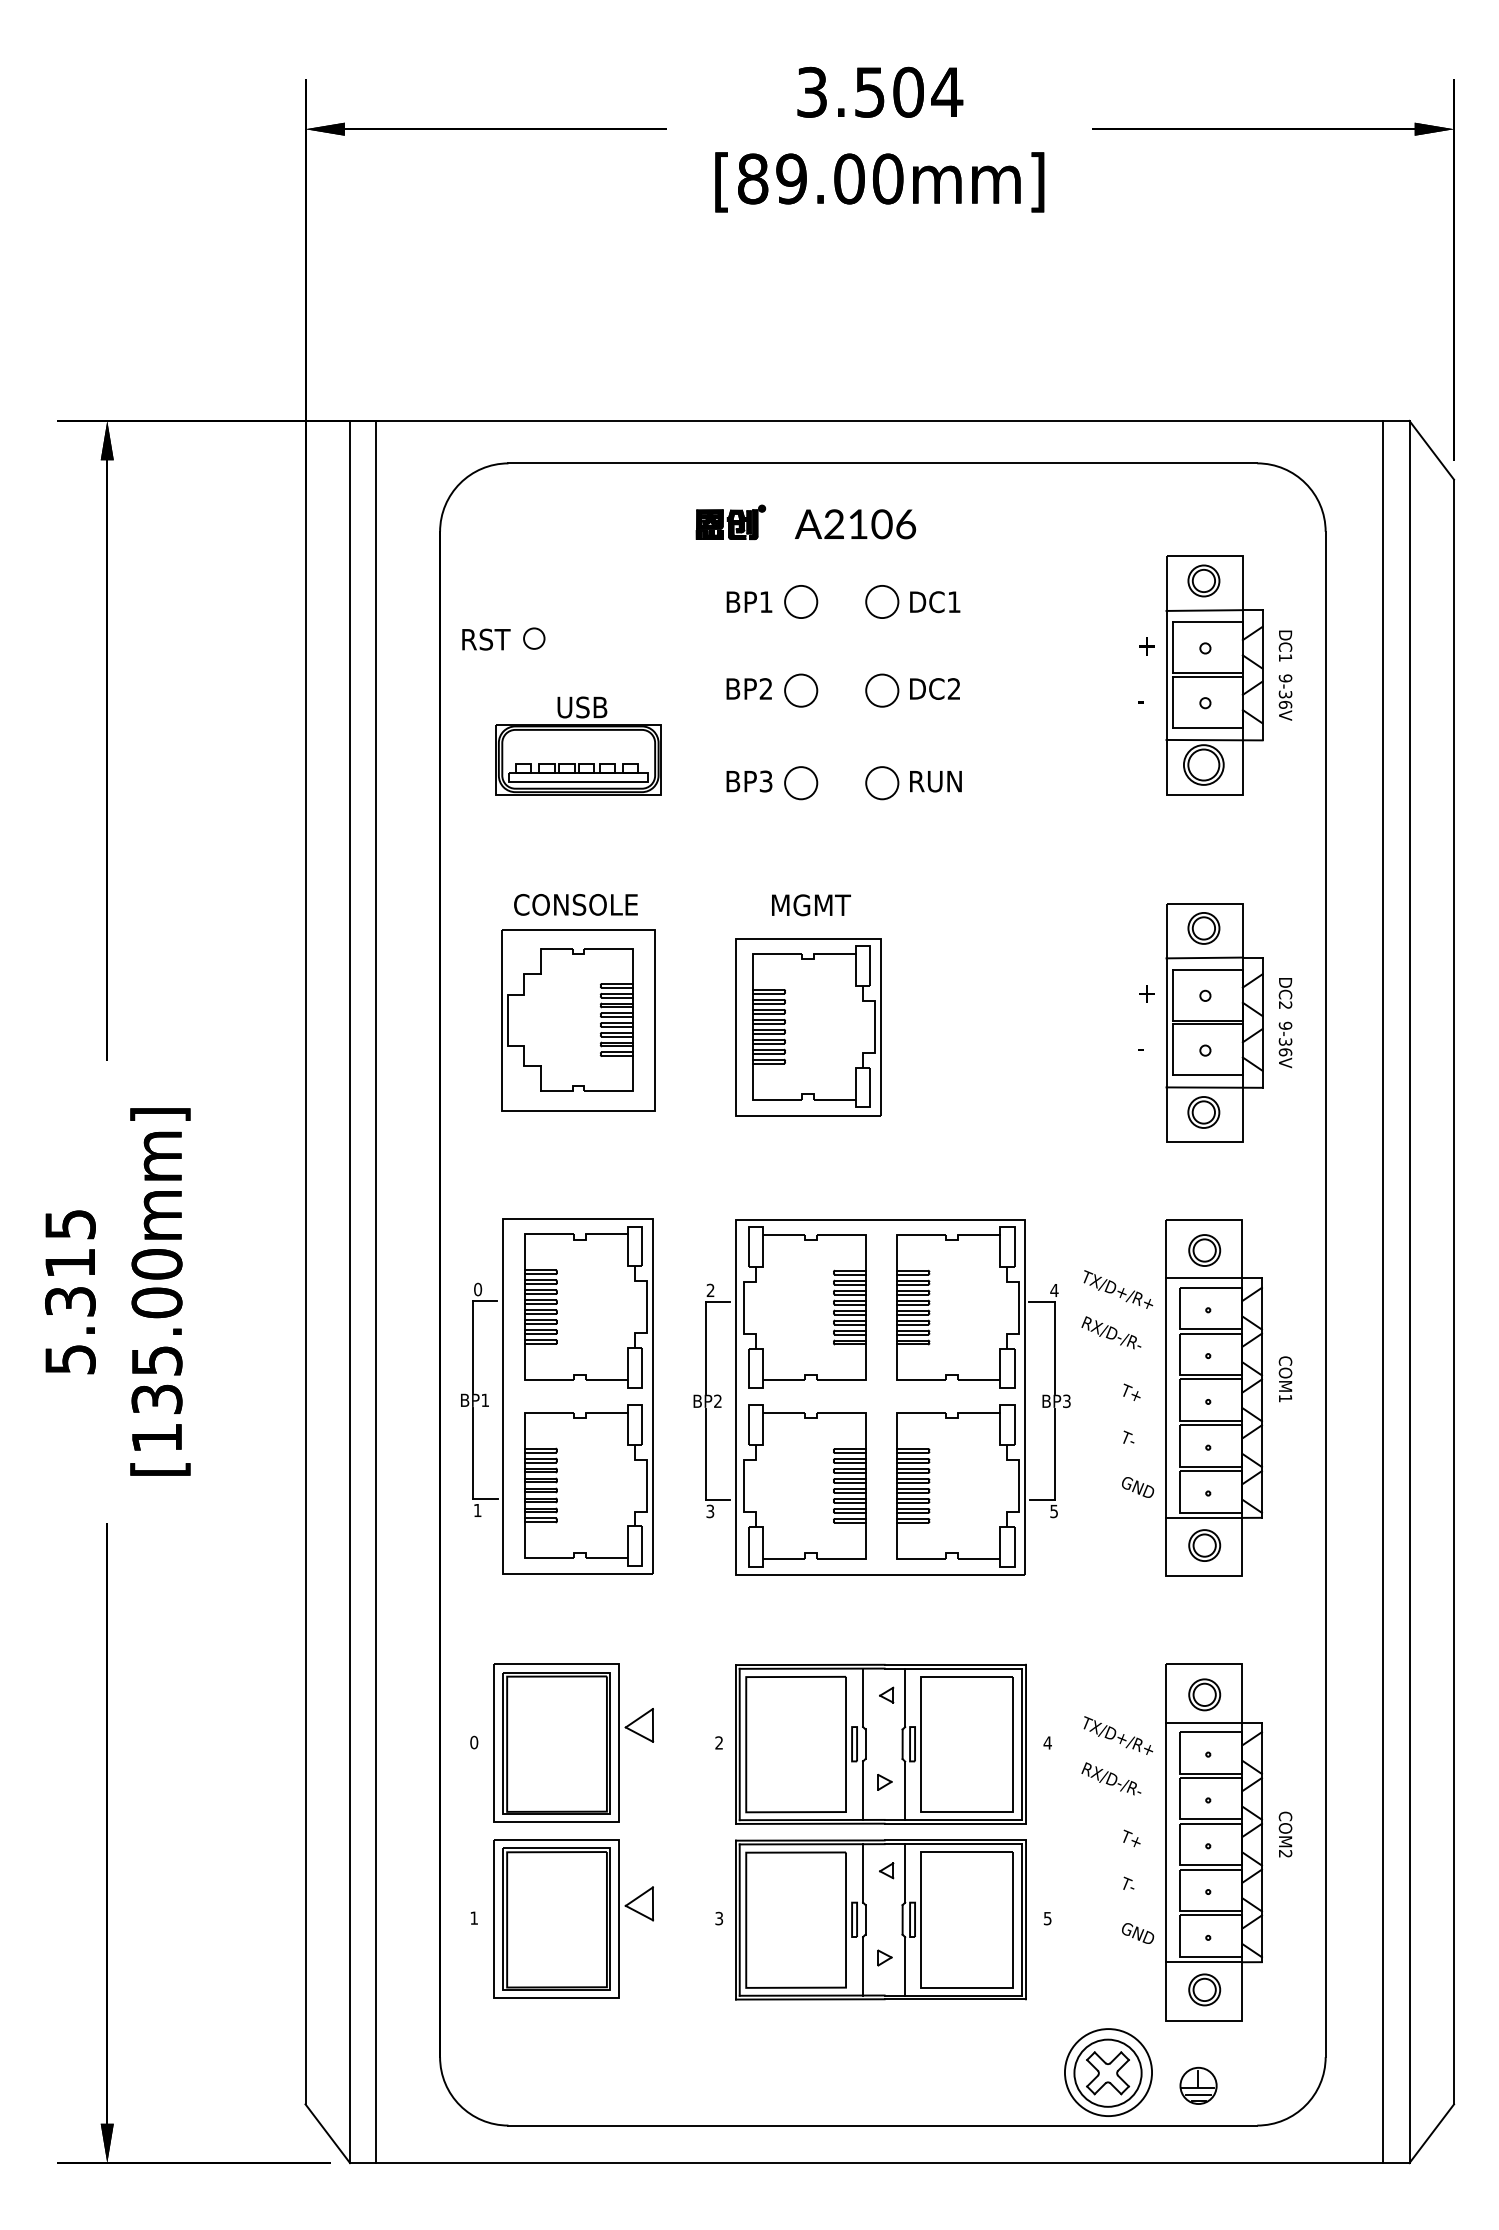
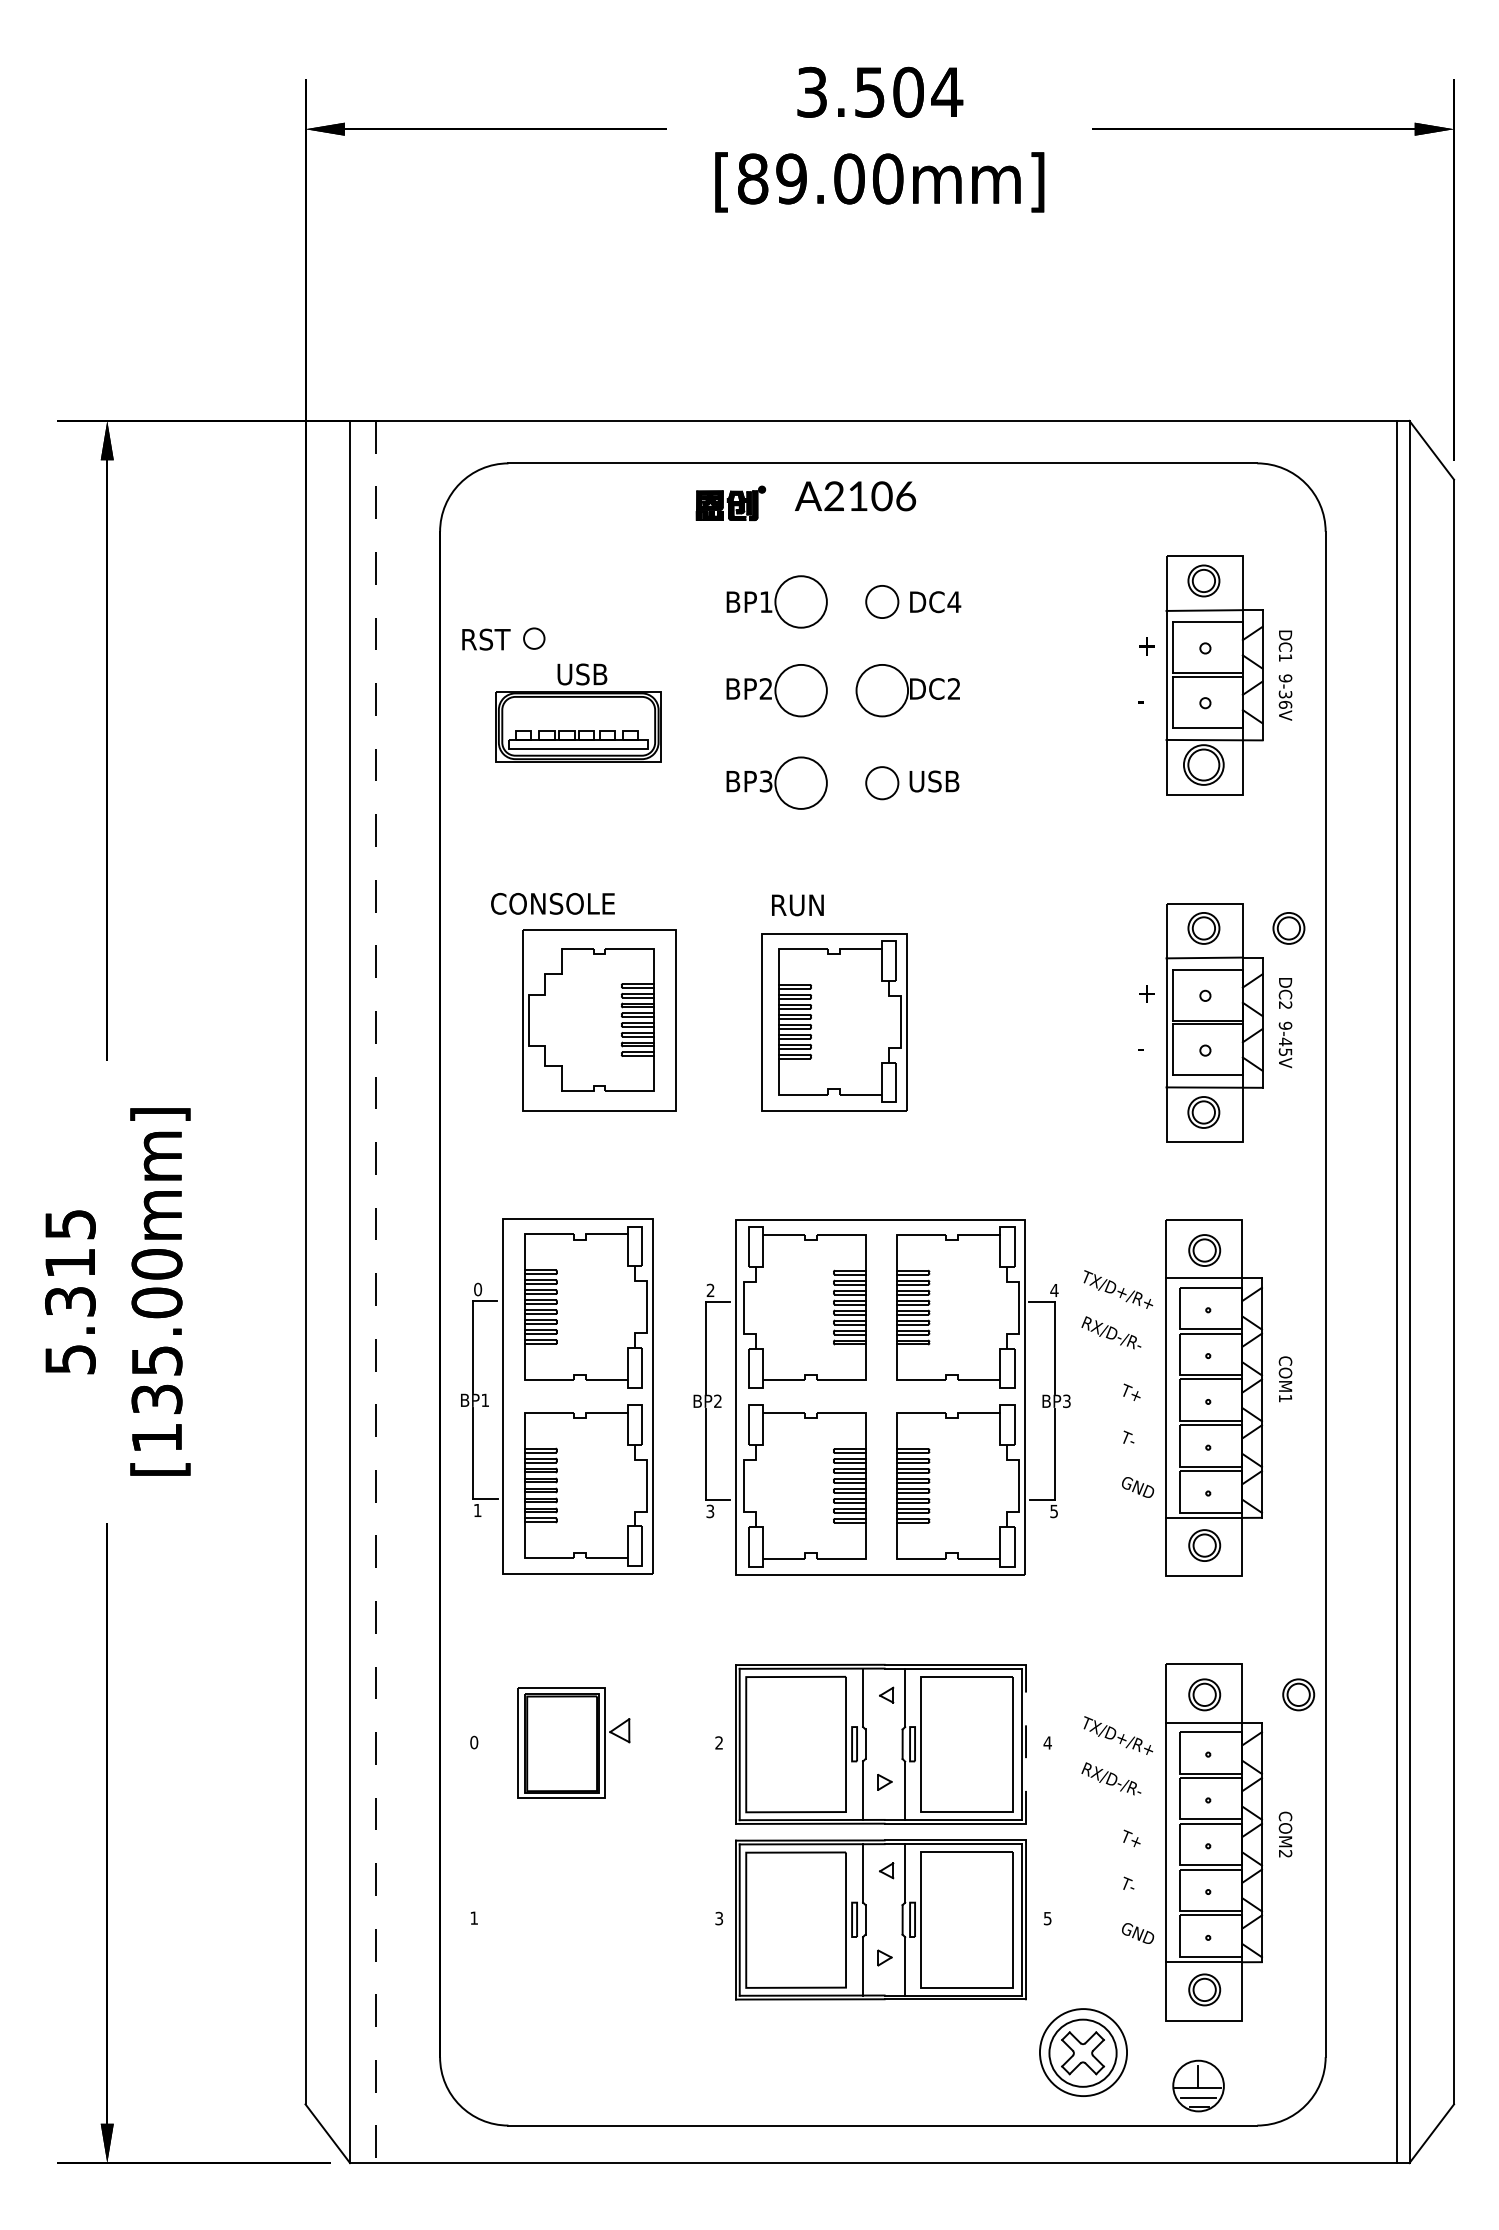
part position: (730, 522) -> (730, 503) (730, 503)
text position: (855, 524) -> (855, 496) (855, 496)
circle diameter: 32 px -> 52 px (800, 601)
text: DC1 -> DC4 (954, 601)
circle diameter: 32 px -> 52 px (800, 690)
circle diameter: 32 px -> 52 px (882, 690)
part position: (578, 745) -> (578, 712) (578, 712)
text: RUN -> USB (935, 781)
circle diameter: 32 px -> 52 px (800, 782)
text position: (575, 904) -> (552, 903) (552, 903)
text: MGMT -> RUN (812, 905)
part: none -> present (1288, 928)
part position: (578, 1020) -> (599, 1020) (599, 1020)
part position: (808, 1027) -> (834, 1022) (834, 1022)
text: 9-36V -> 9-45V (1285, 1046)
line position: (1383, 1291) -> (1397, 1291) (1397, 1291)
line: solid -> dashed (376, 1292)
part: none -> present (1298, 1694)
part size: 162x160 px -> 114x112 px (573, 1742)
line: solid -> dashed (1026, 1743)
part: present -> none (573, 1918)
part position: (1108, 2072) -> (1083, 2052) (1083, 2052)
part size: 39x39 px -> 53x54 px (1198, 2085)
